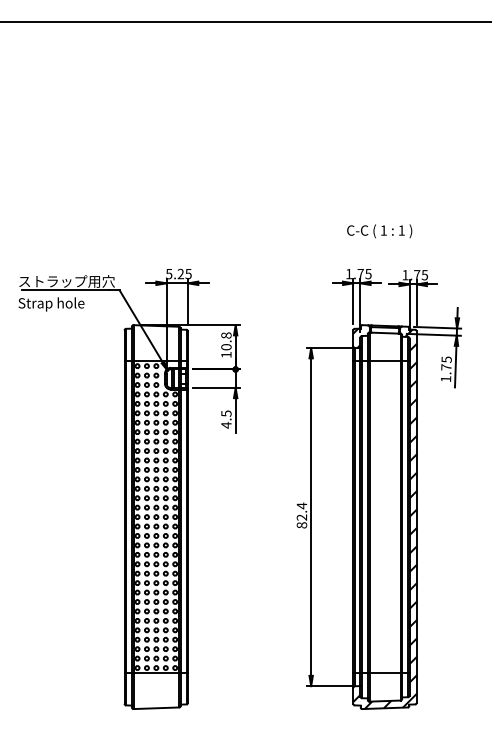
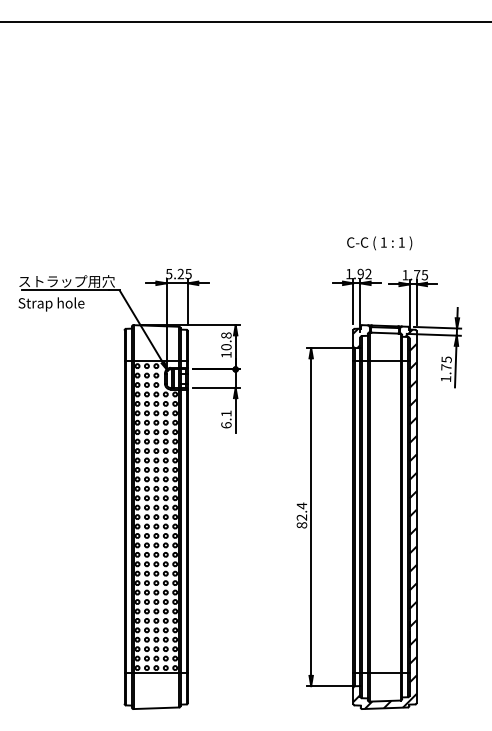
text position: (379, 231) -> (379, 243) (379, 243)
text: 1.75 -> 1.92 (364, 273)
text: 4.5 -> 6.1 (226, 419)
